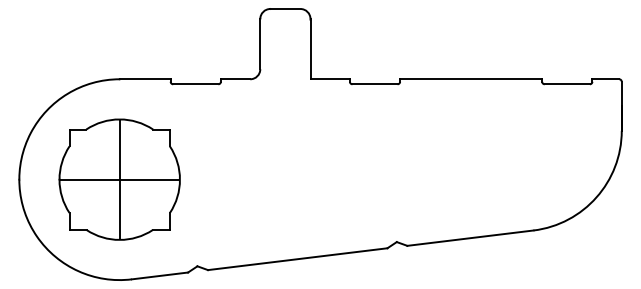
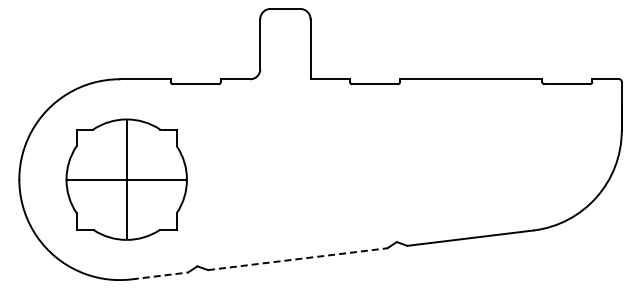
part position: (119, 179) -> (126, 179) (126, 179)
line: solid -> dashed (298, 259)
line: solid -> dashed (160, 275)
